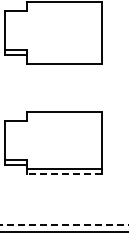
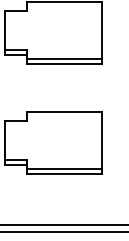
line: none -> present (64, 58)
line: dashed -> solid (64, 174)
line: dashed -> solid (64, 224)
